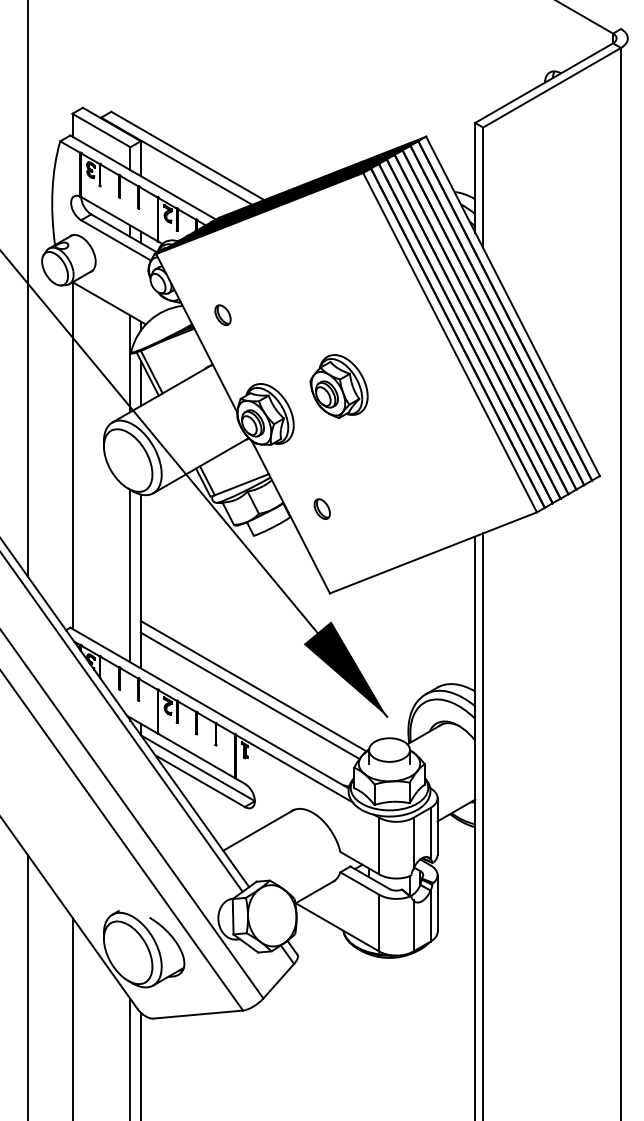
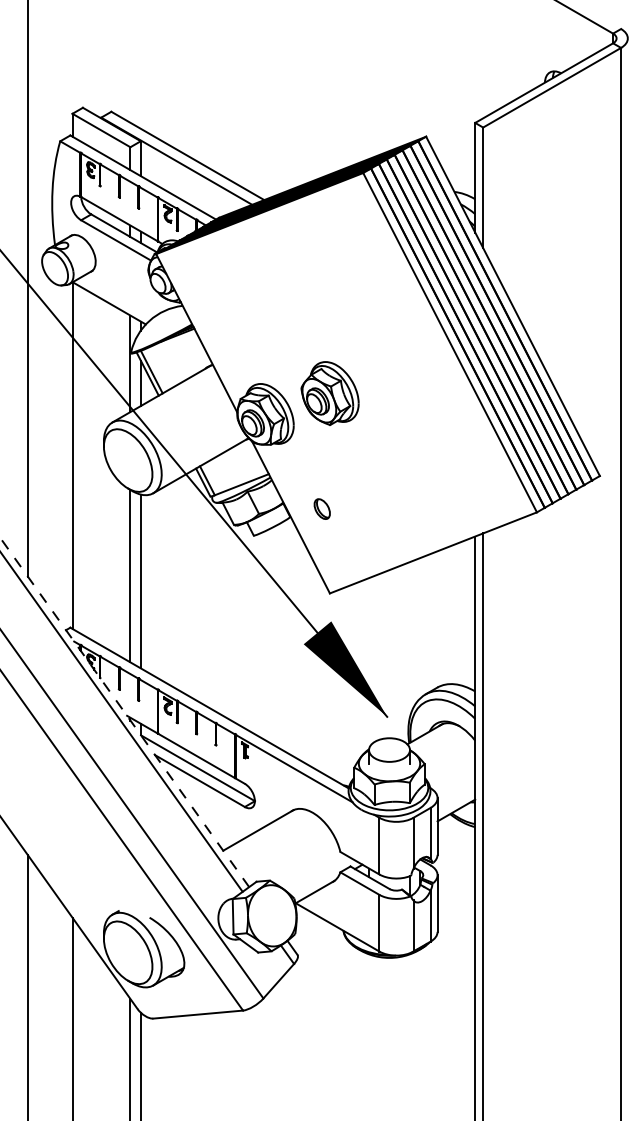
part: present -> none (222, 315)
part position: (338, 386) -> (329, 393) (329, 393)
line: present -> none (253, 686)
line: present -> none (249, 695)
line: solid -> dashed (124, 712)
